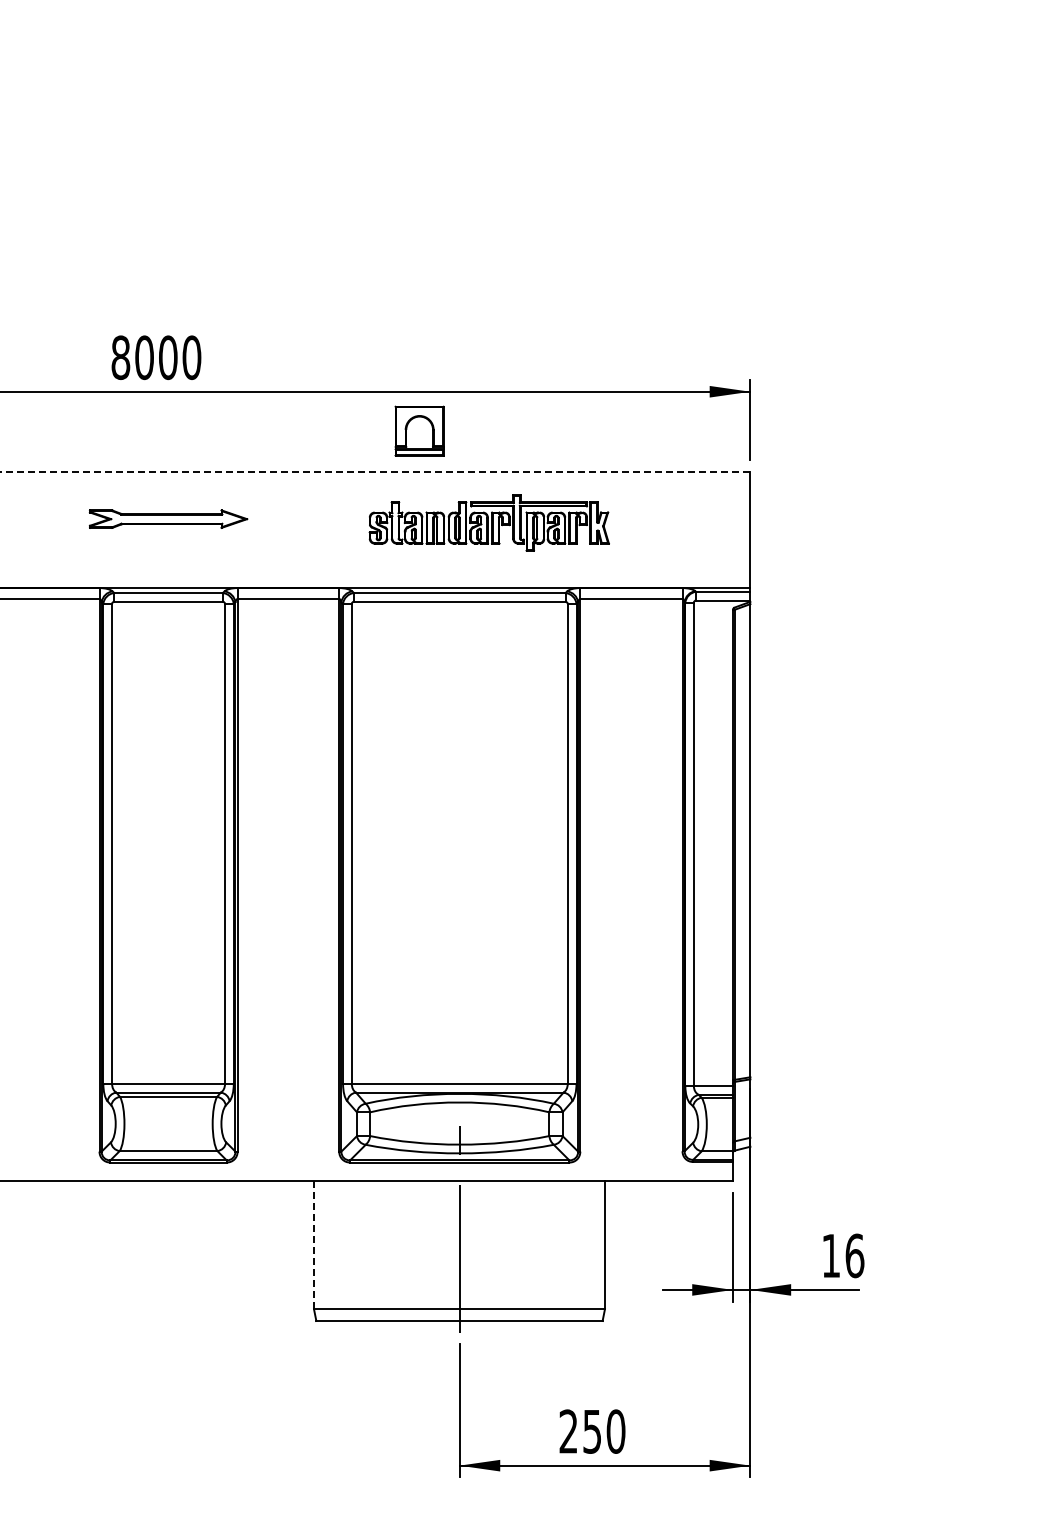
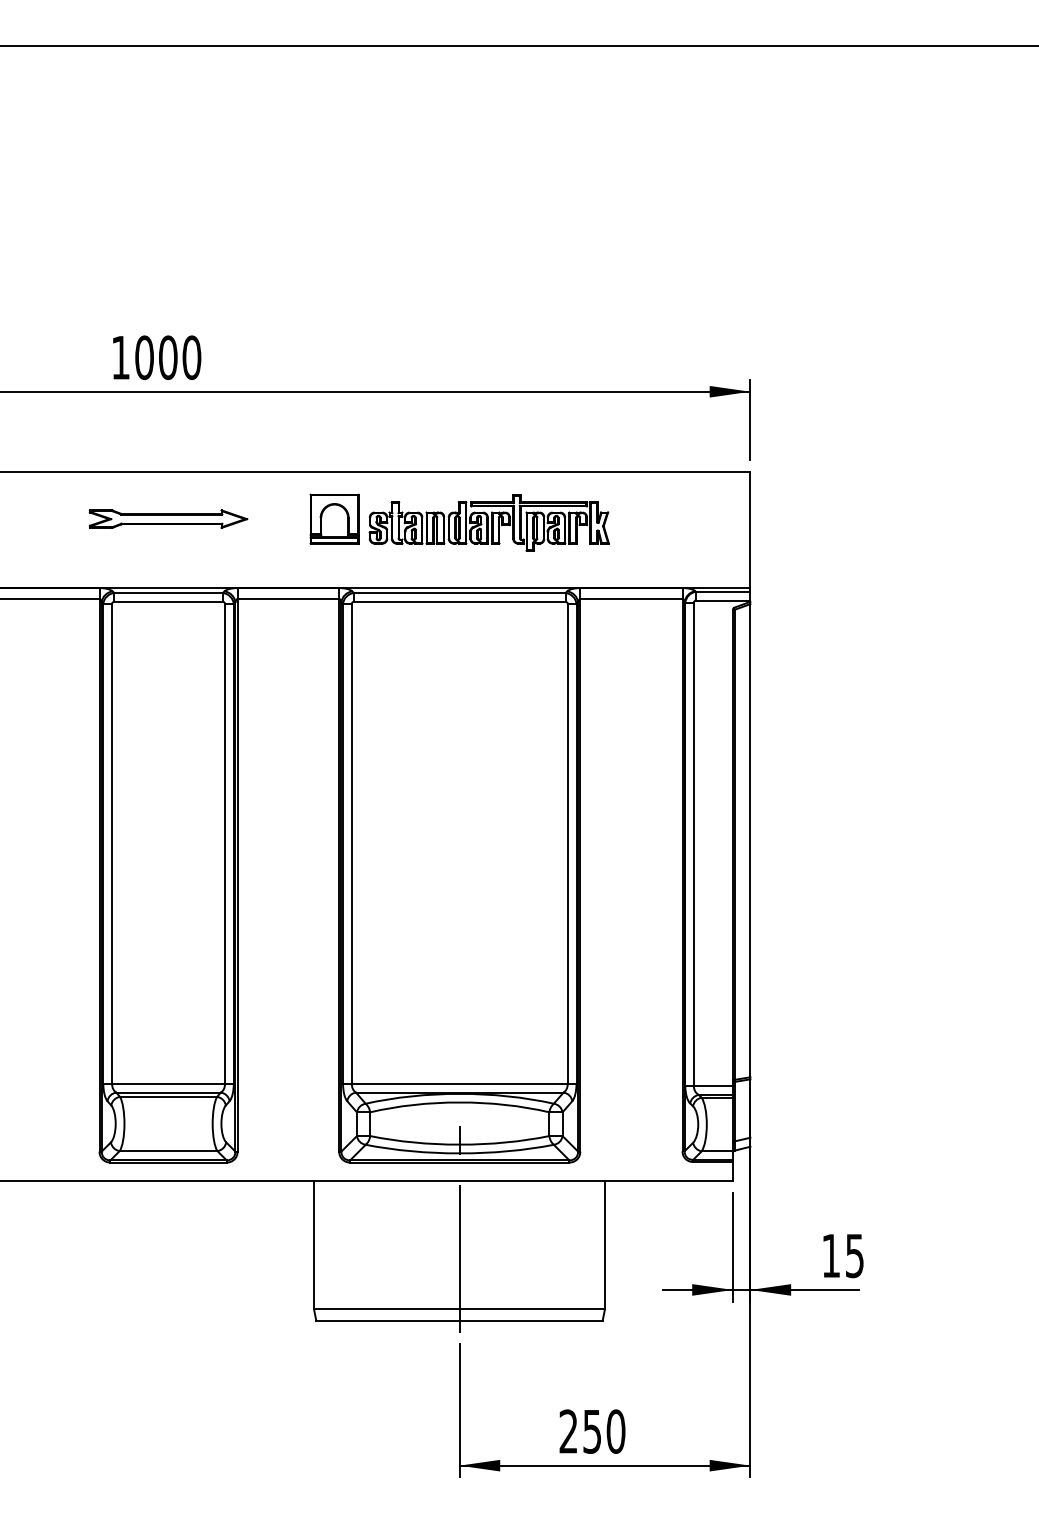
line: none -> present (518, 45)
text: 8000 -> 1000 (120, 357)
part position: (419, 430) -> (334, 518) (334, 518)
line: dashed -> solid (375, 471)
line: dashed -> solid (314, 1245)
text: 16 -> 15 (854, 1255)
